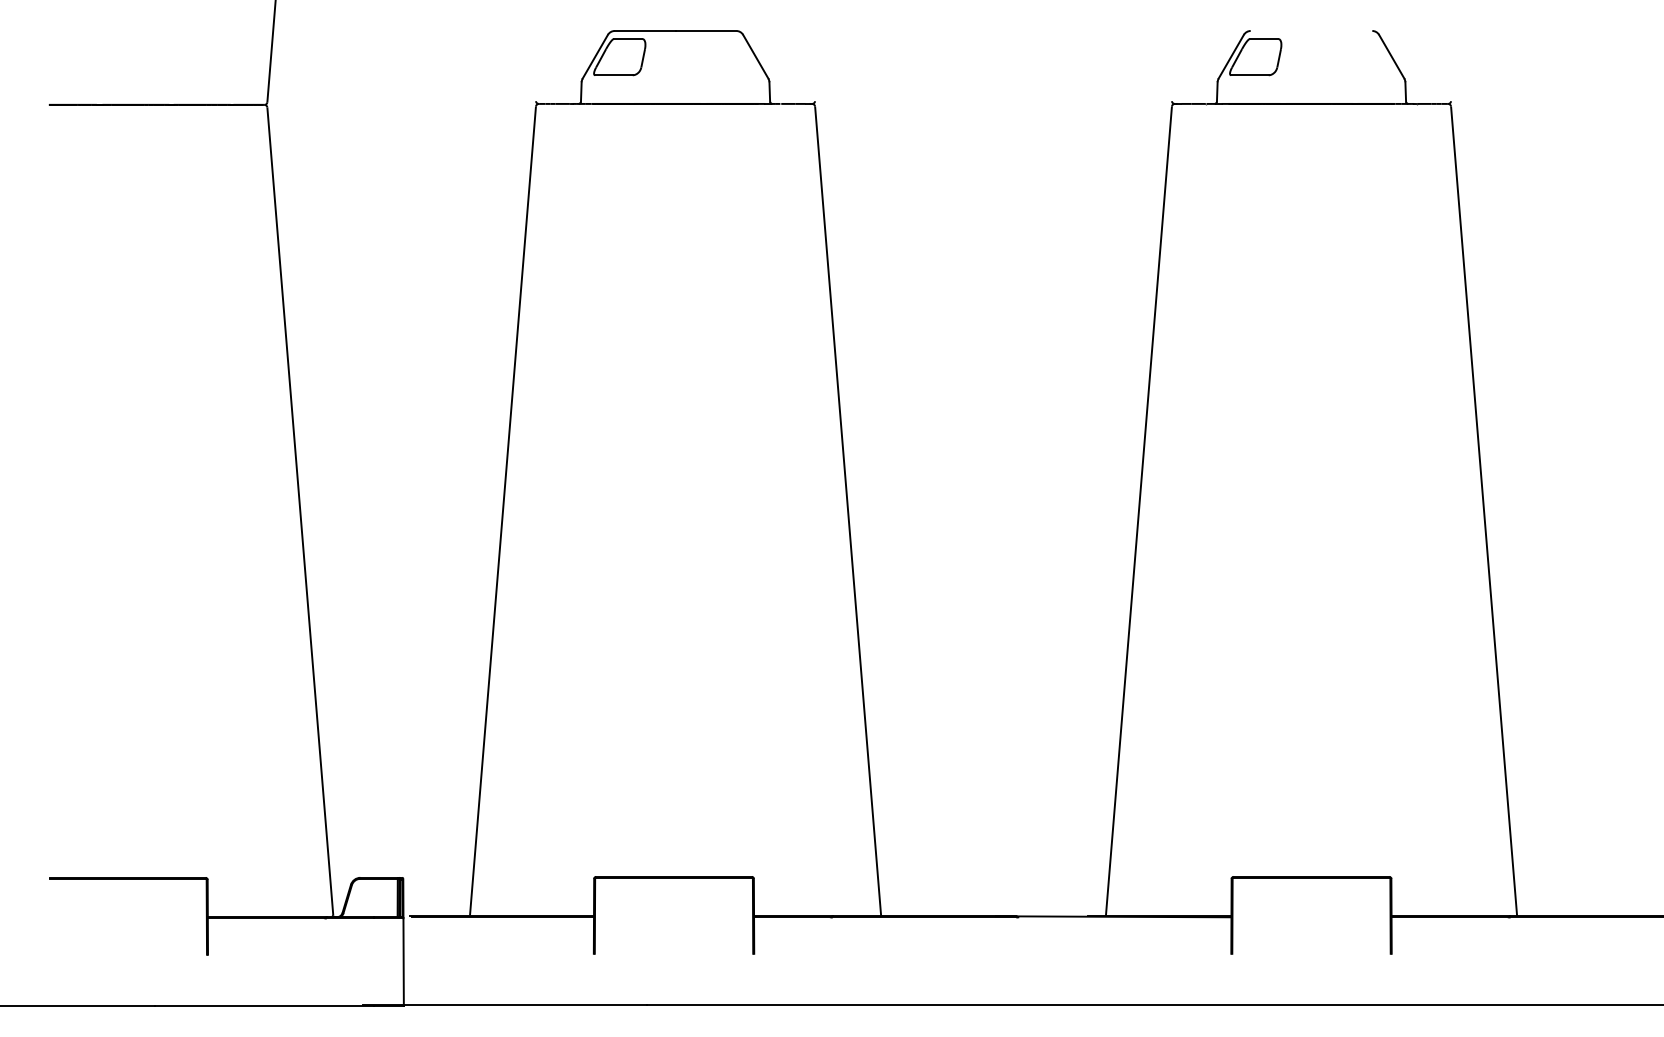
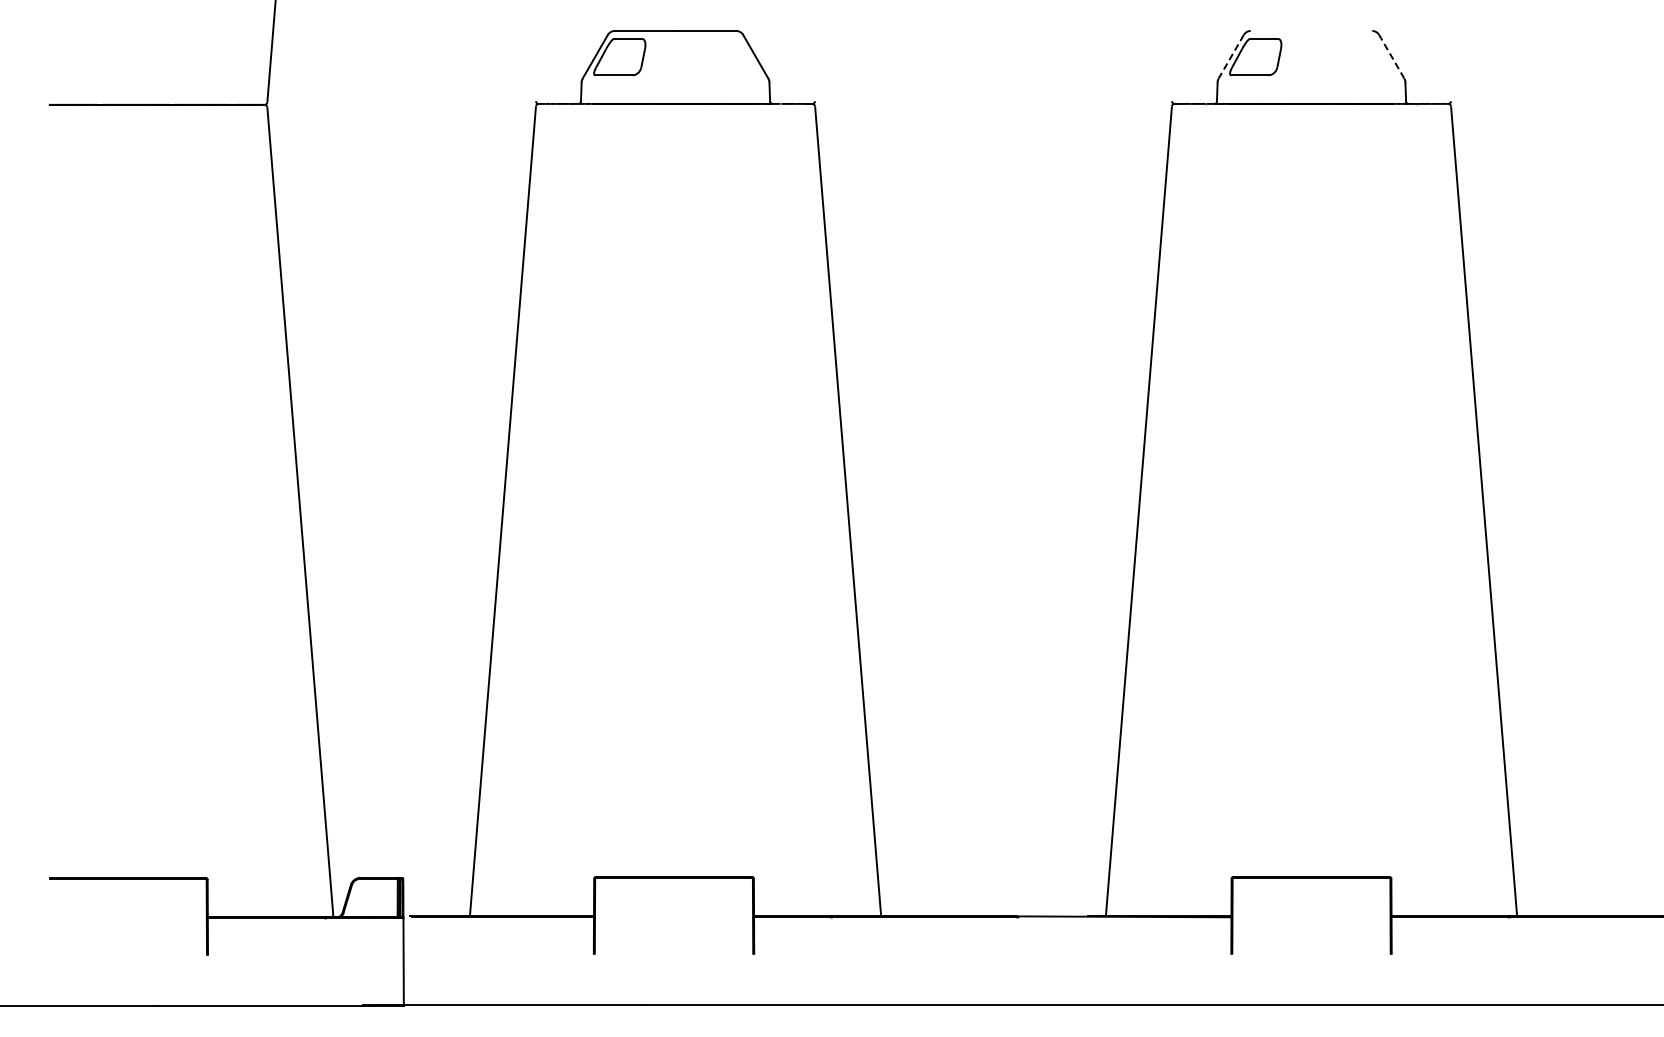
line: solid -> dashed (1391, 56)
line: solid -> dashed (1231, 57)
